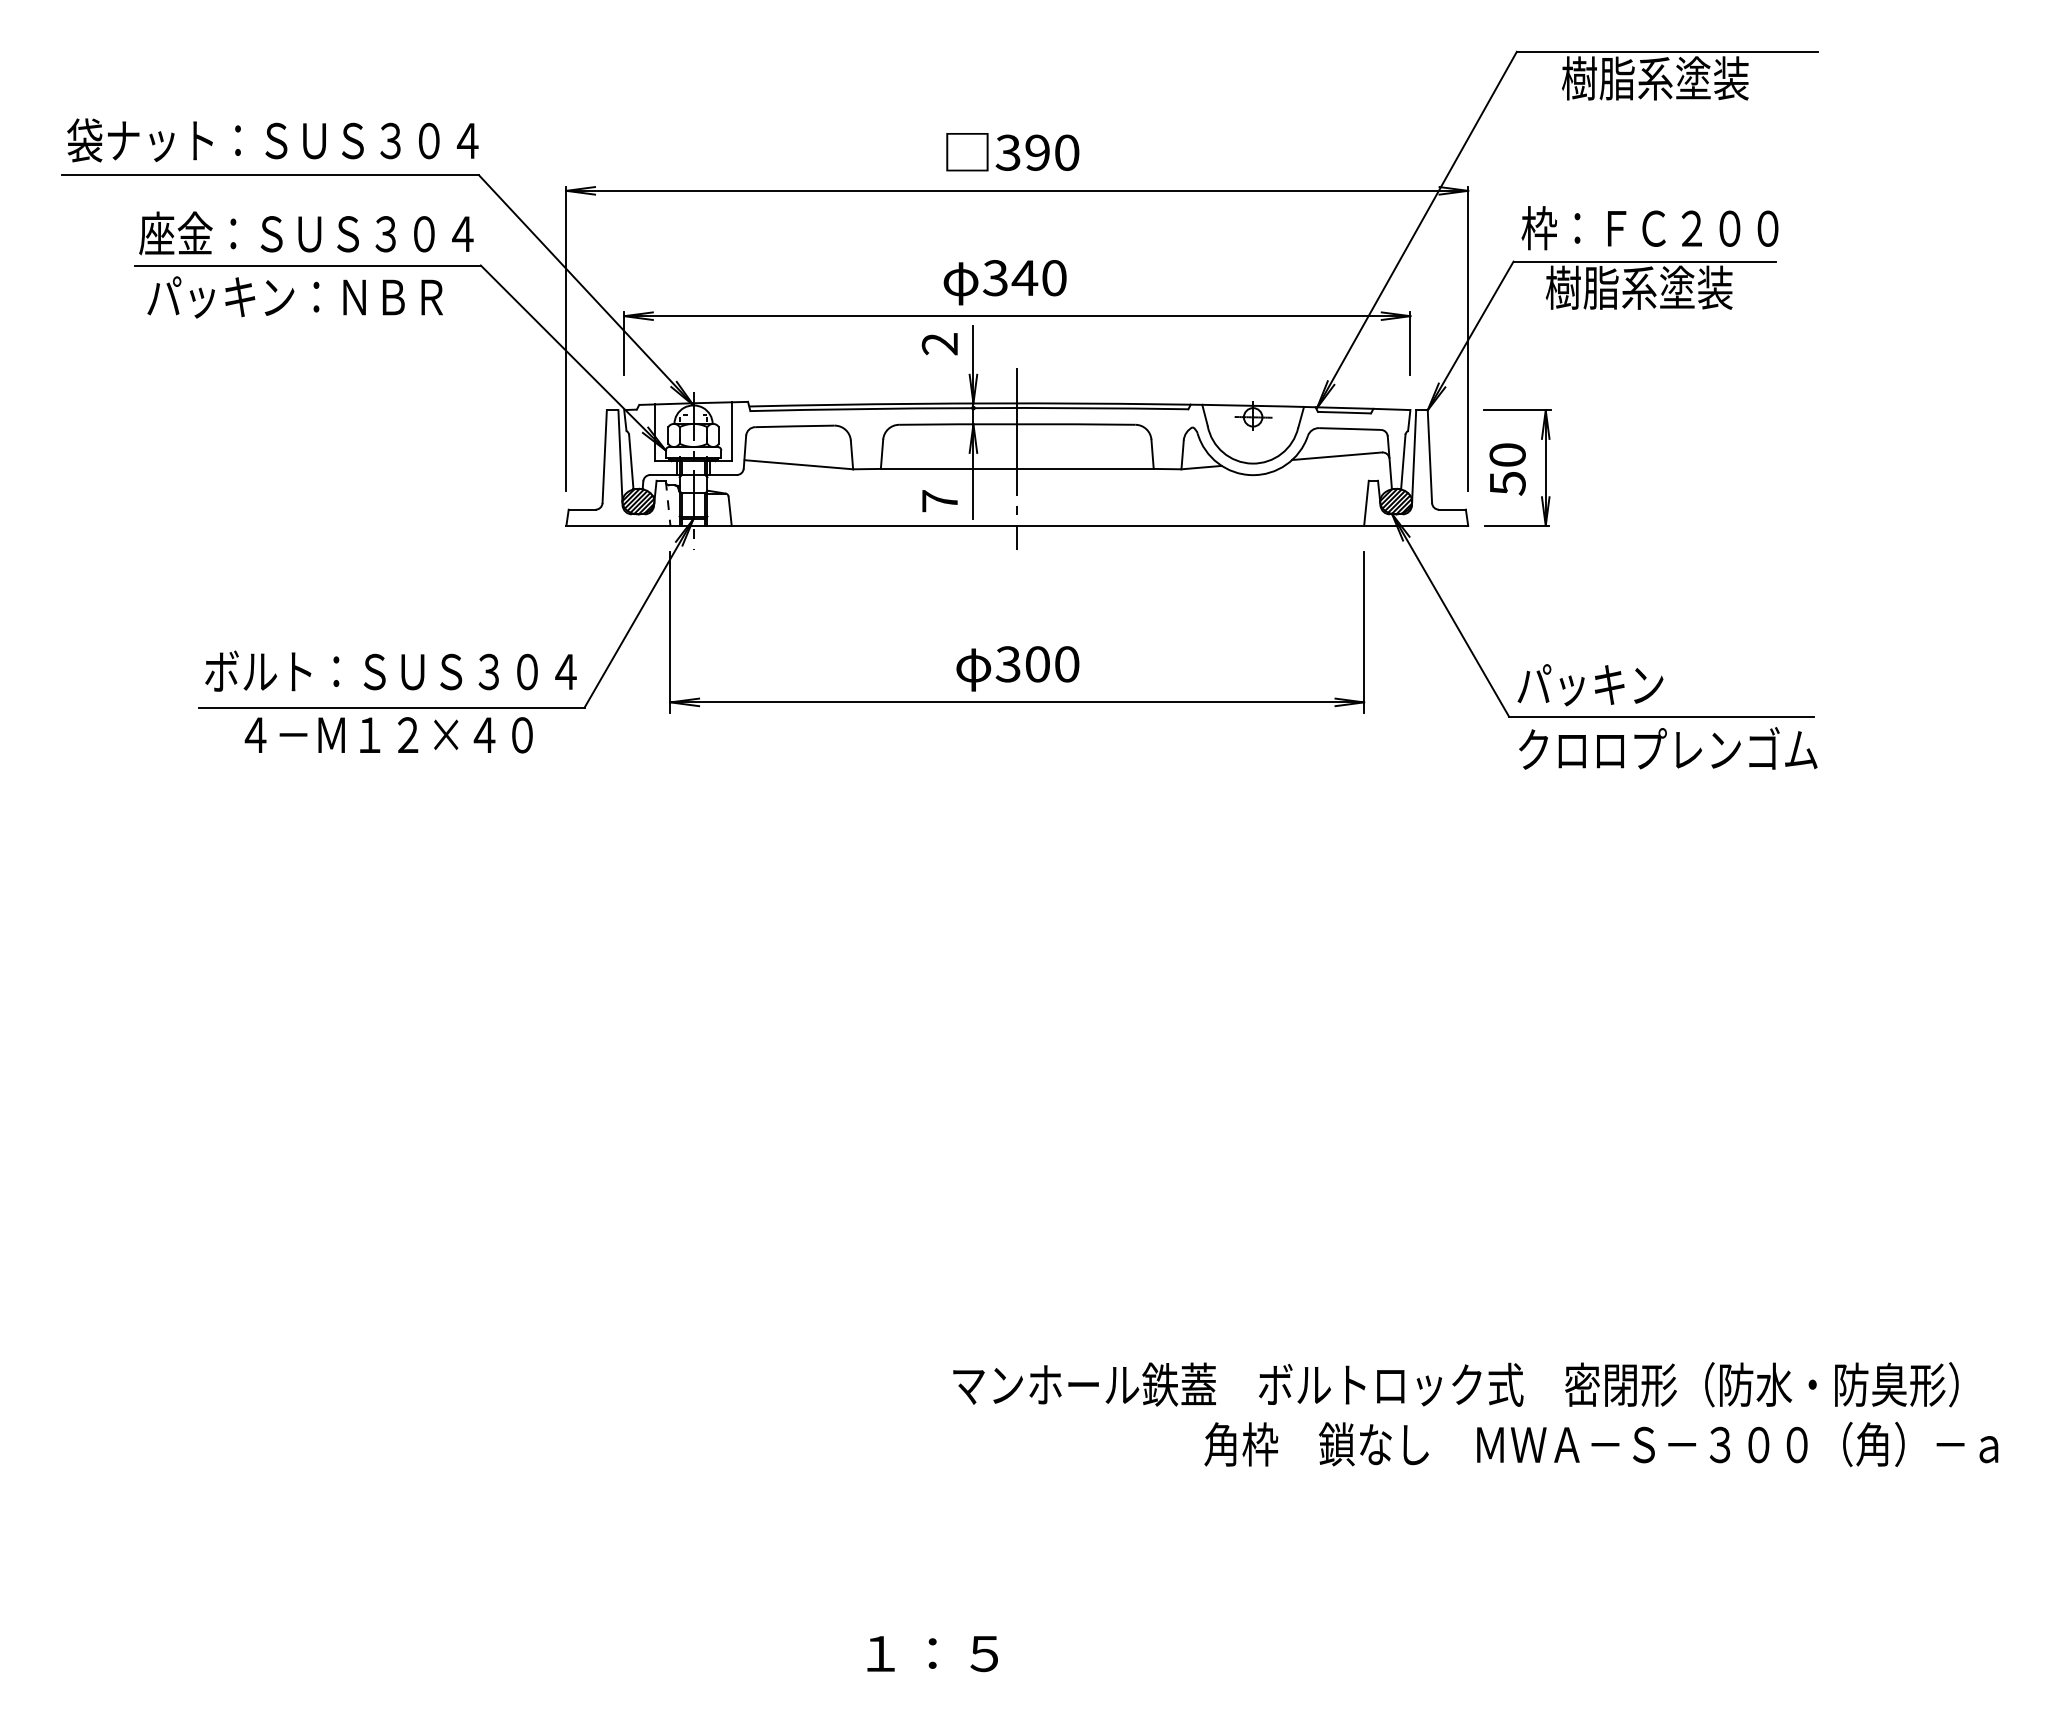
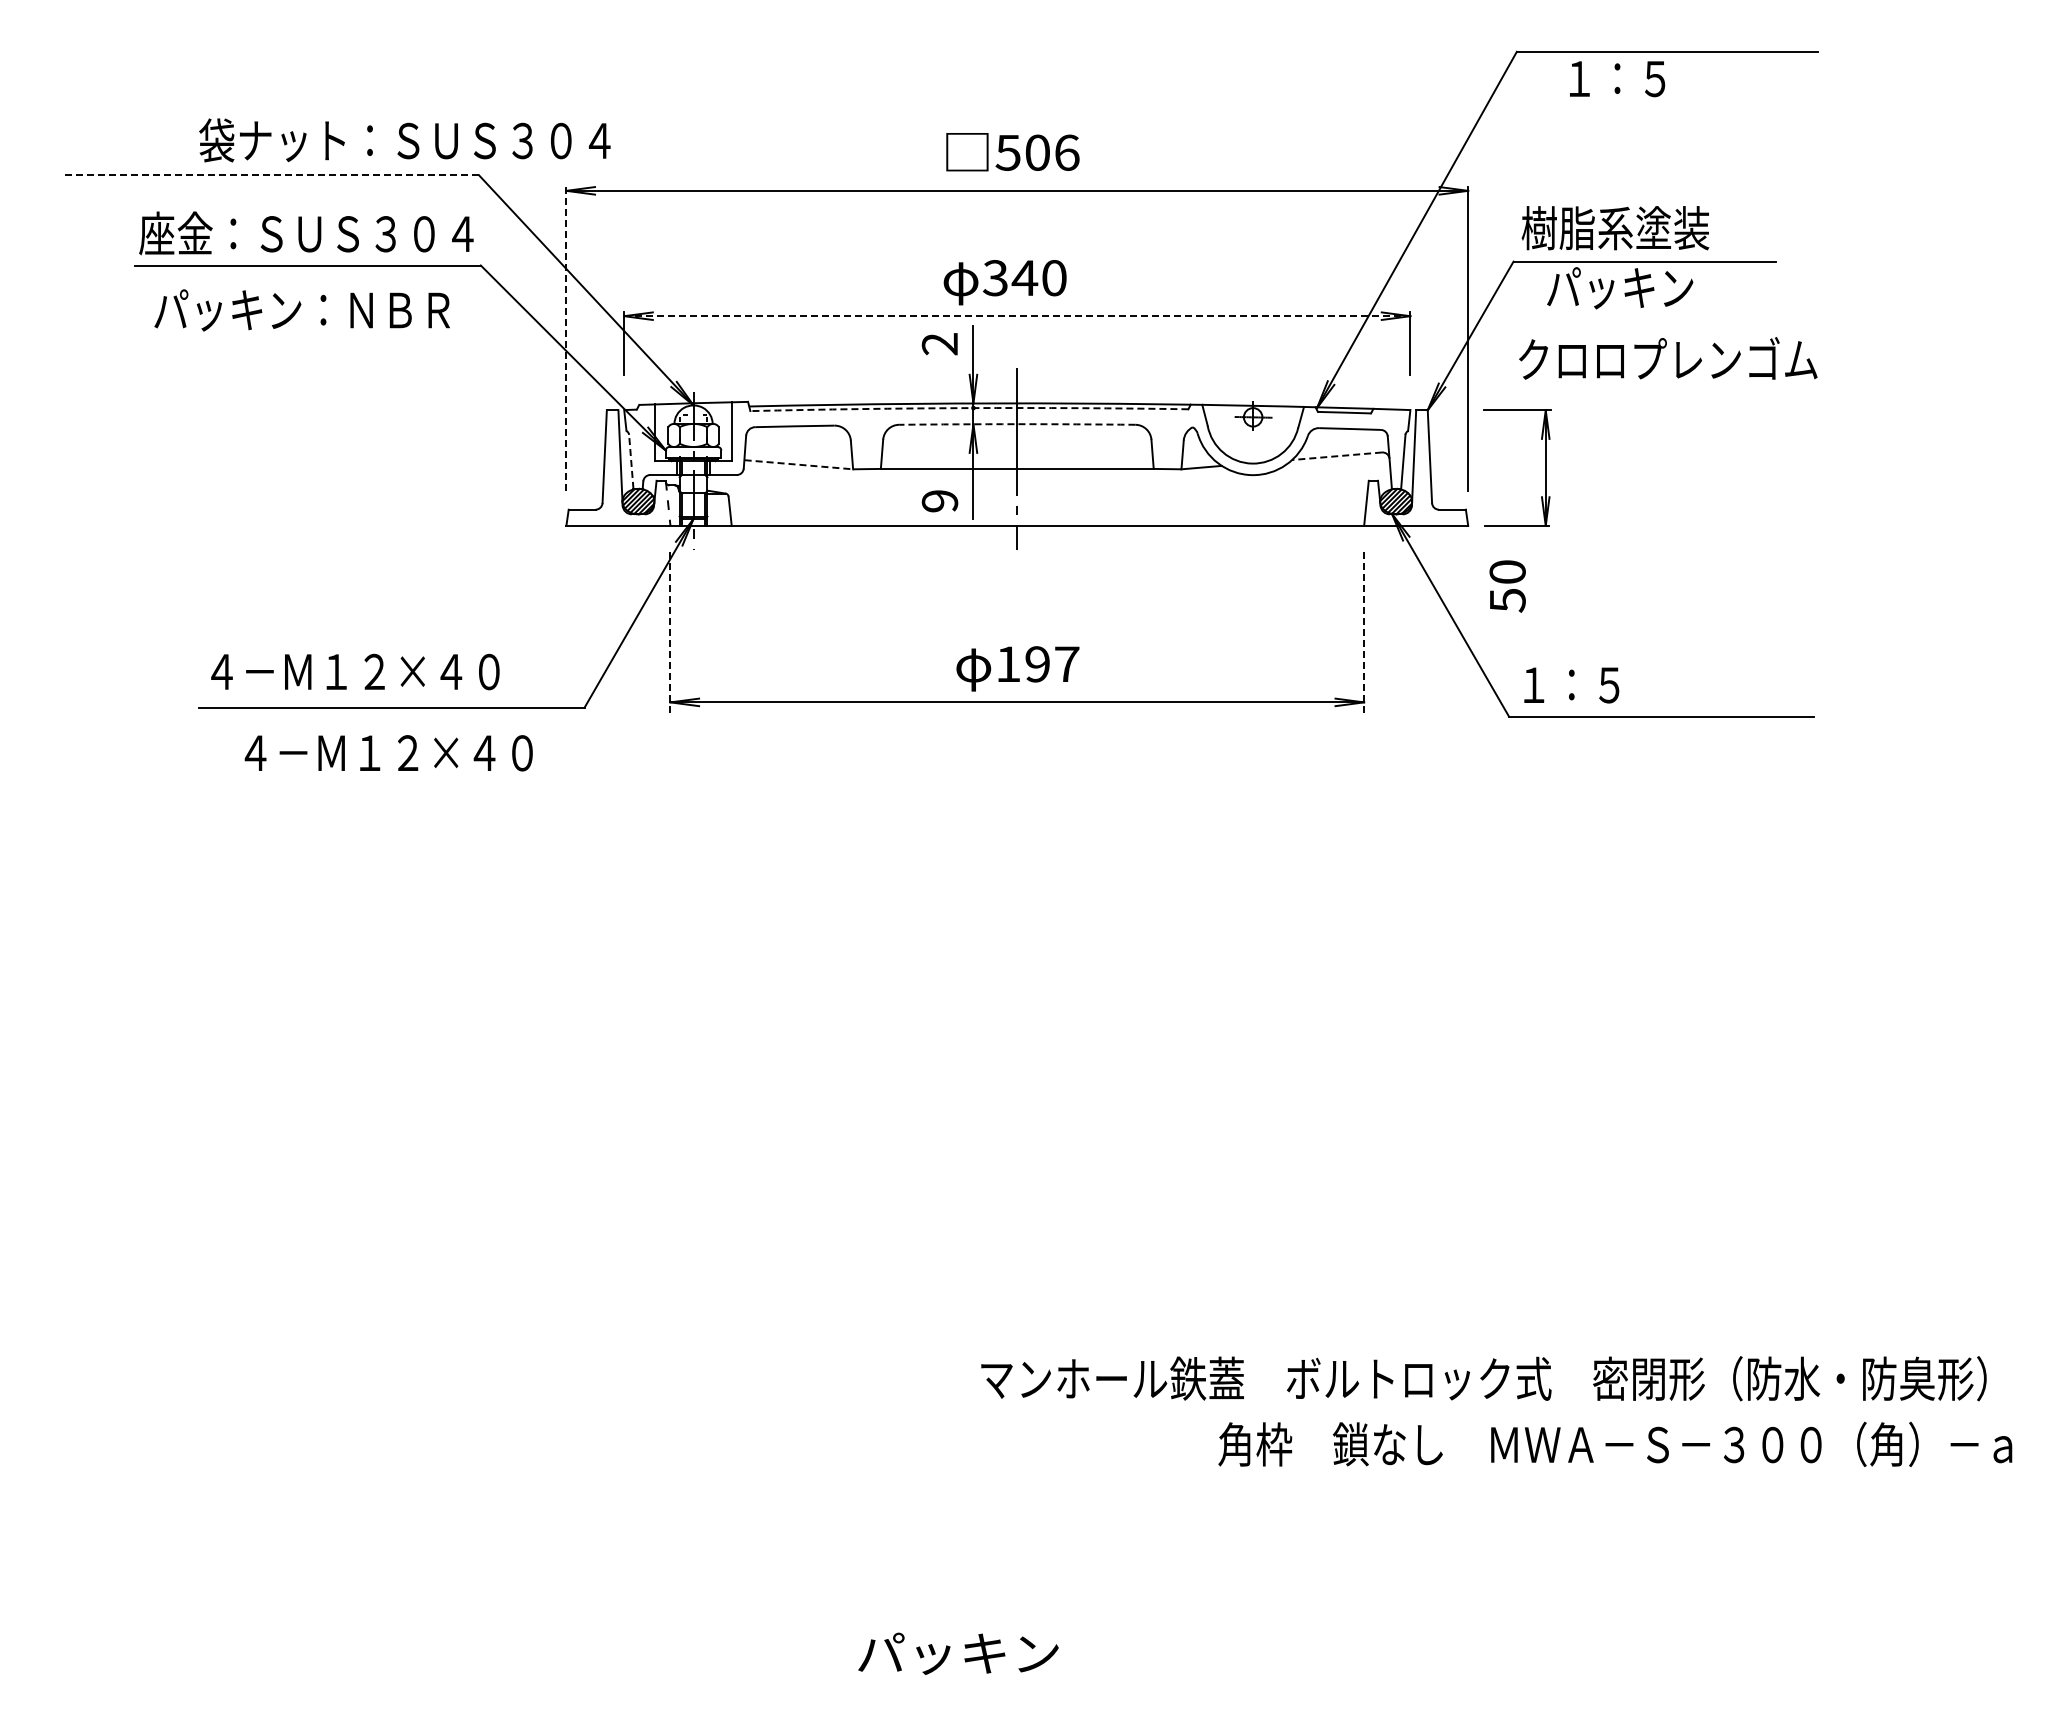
text: 樹脂系塗装 -> １：５ (1654, 78)
text position: (272, 140) -> (404, 140) (404, 140)
text: 390 -> 506 (1037, 152)
line: solid -> dashed (270, 175)
text: 枠：ＦＣ２００ -> 樹脂系塗装 (1649, 228)
text: 樹脂系塗装 -> パッキン (1638, 287)
text position: (294, 297) -> (301, 310) (301, 310)
line: solid -> dashed (1017, 316)
line: solid -> dashed (566, 338)
arc: solid -> dashed (969, 408)
arc: solid -> dashed (1017, 424)
line: solid -> dashed (1336, 456)
line: solid -> dashed (631, 461)
line: solid -> dashed (799, 464)
text position: (1507, 469) -> (1507, 586) (1507, 586)
text: 7 -> 9 (939, 501)
line: solid -> dashed (670, 632)
line: solid -> dashed (1364, 632)
text: 300 -> 197 (1037, 664)
text: ボルト：ＳＵＳ３０４ -> ４－Ｍ１２×４０ (390, 670)
text: パッキン -> １：５ (1590, 685)
text position: (388, 735) -> (388, 753) (388, 753)
text position: (1668, 748) -> (1668, 358) (1668, 358)
text position: (1455, 1384) -> (1483, 1378) (1483, 1378)
text position: (1601, 1443) -> (1615, 1443) (1615, 1443)
text: １：５ -> パッキン (958, 1653)
